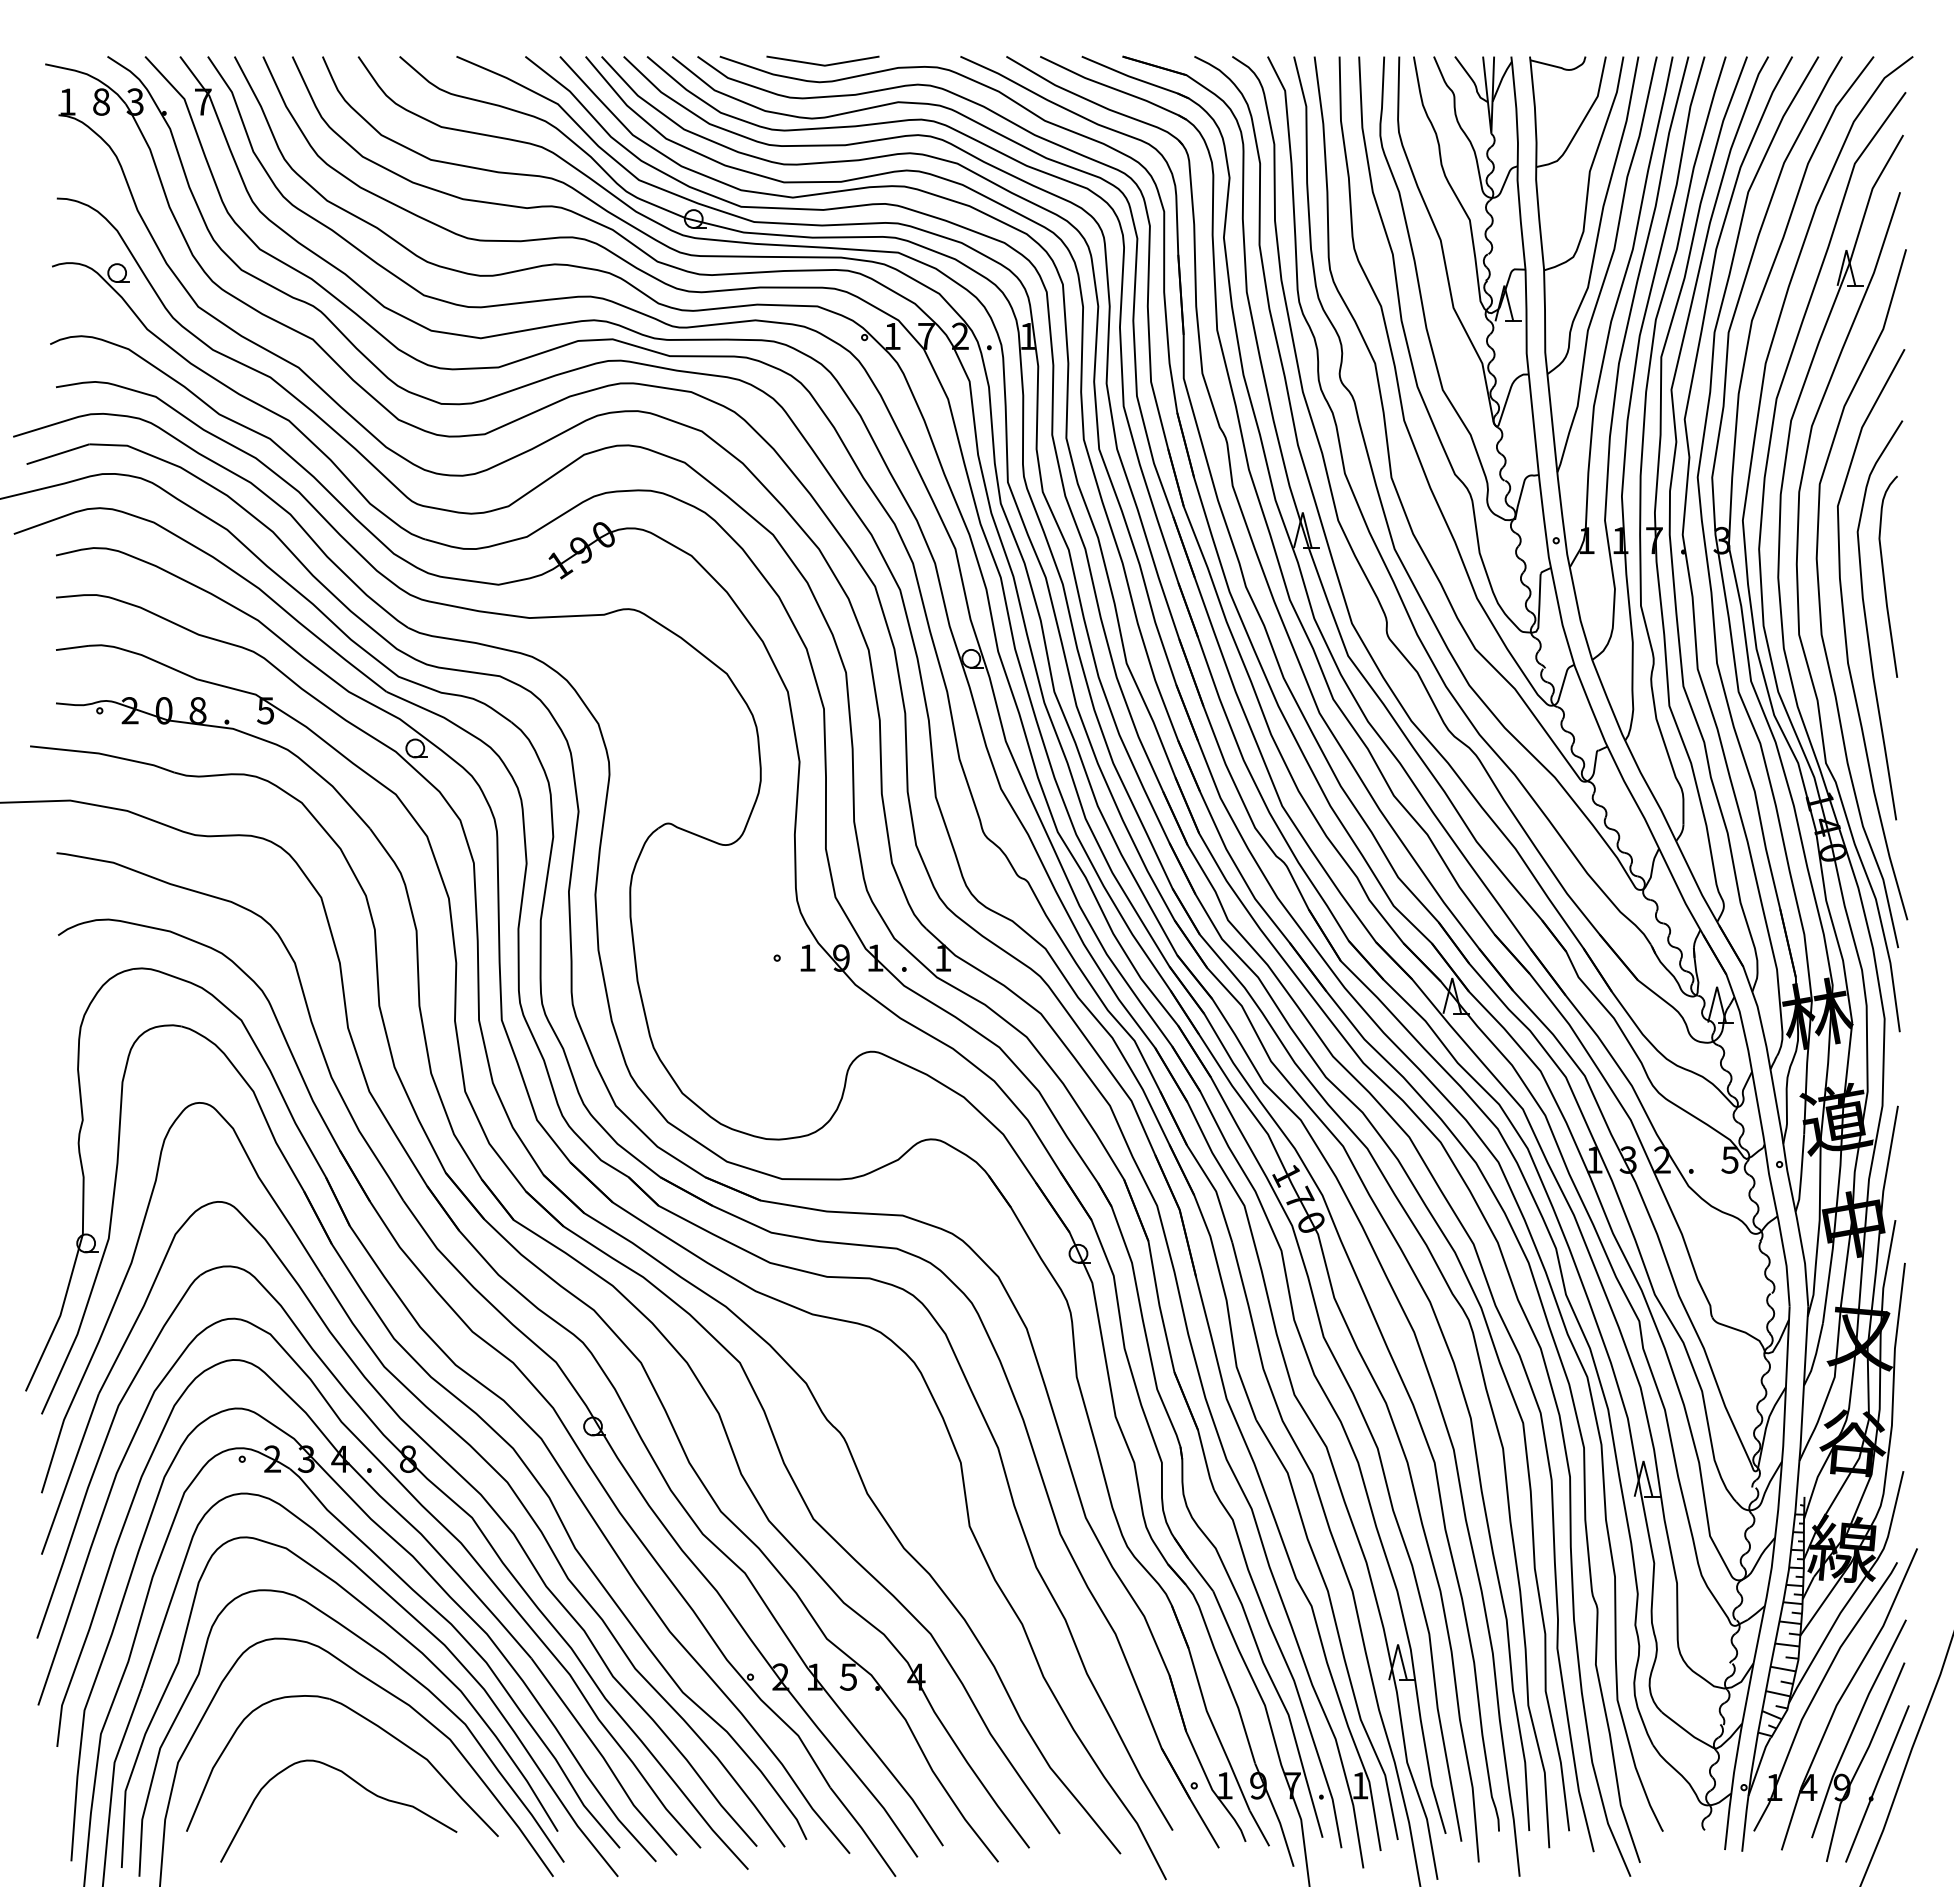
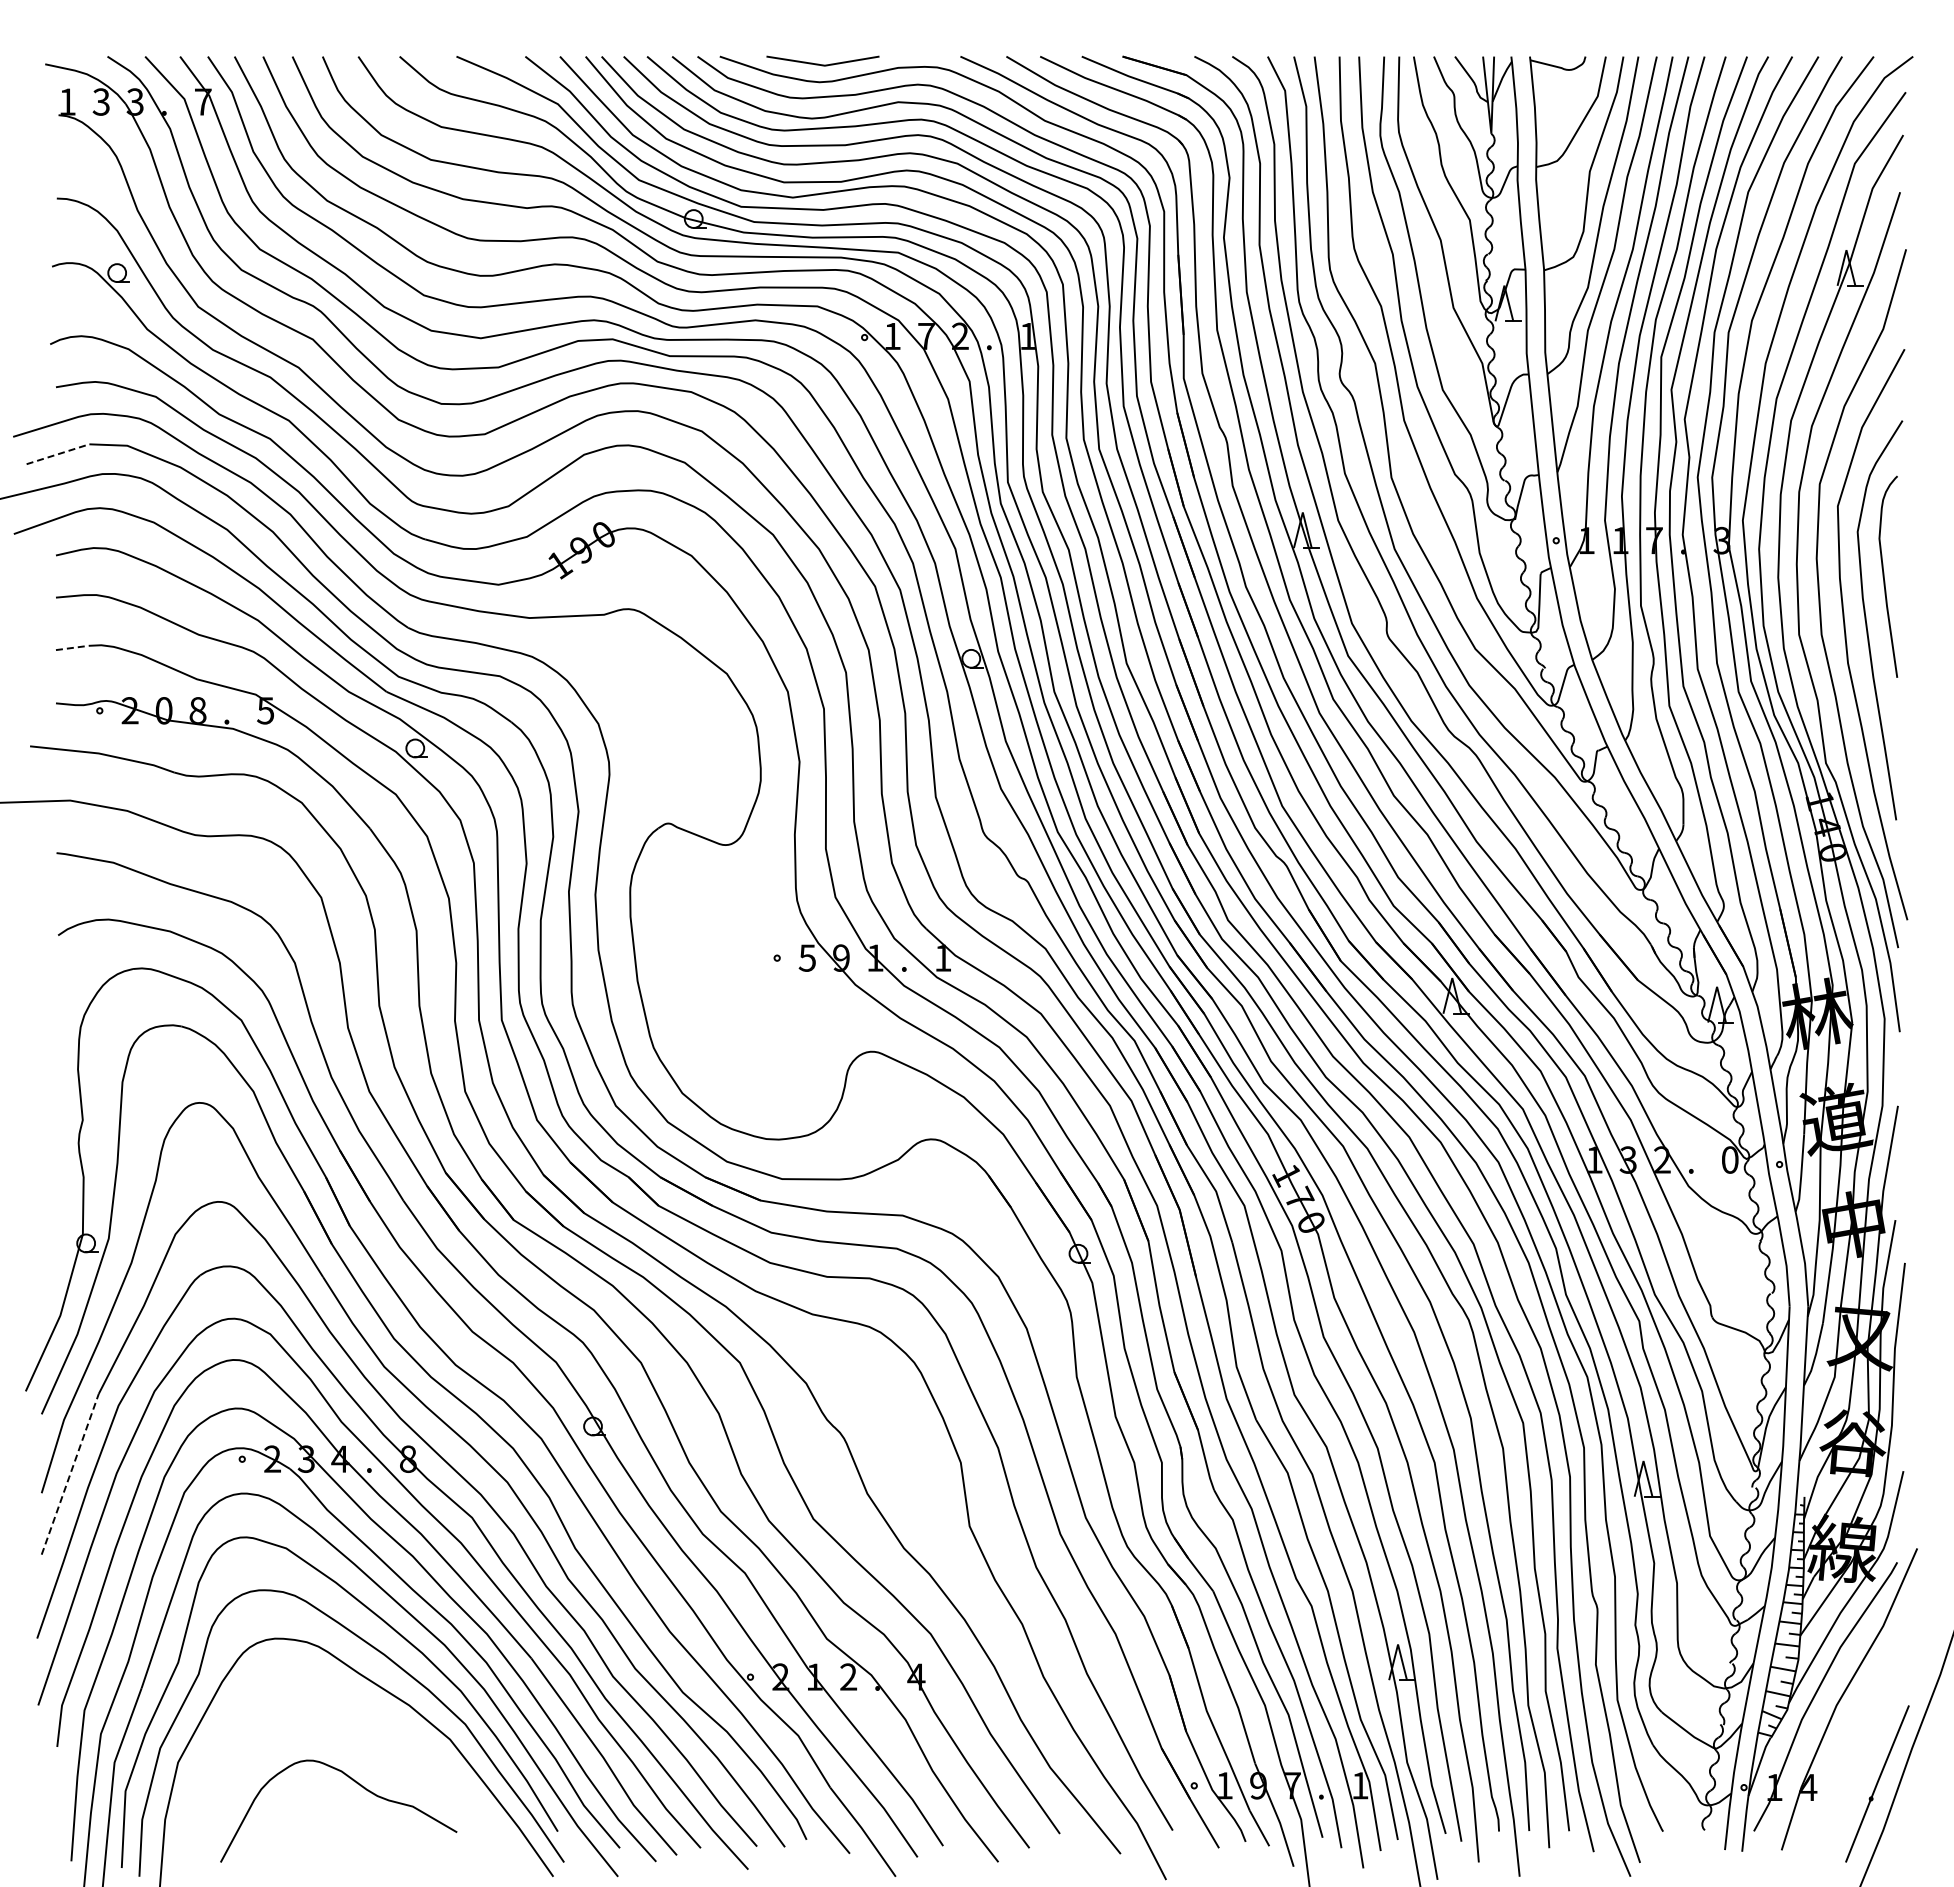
text: 8 -> 3 (100, 101)
line: solid -> dashed (58, 454)
line: solid -> dashed (72, 647)
text: 1 -> 5 (806, 957)
text: 5 -> 0 (1729, 1159)
line: solid -> dashed (70, 1474)
text: 5 -> 2 (848, 1676)
part: present -> none (371, 1723)
part: present -> none (1851, 1736)
